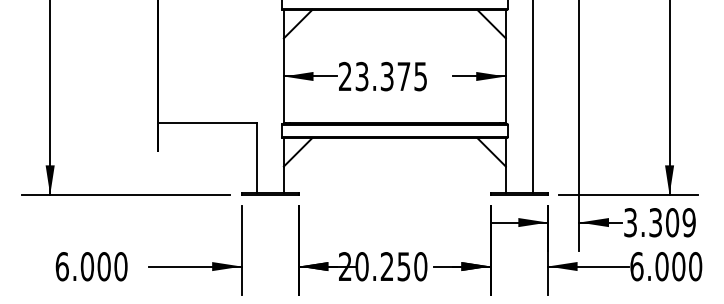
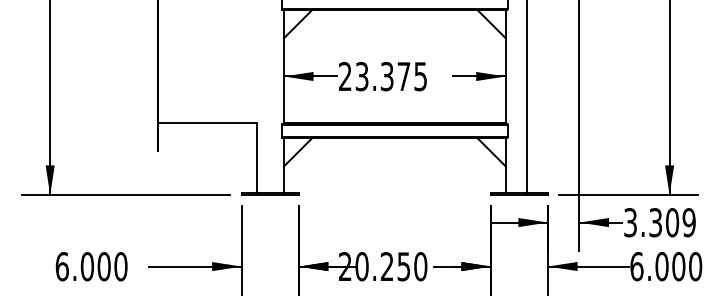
line position: (533, 97) -> (527, 97) (527, 97)
